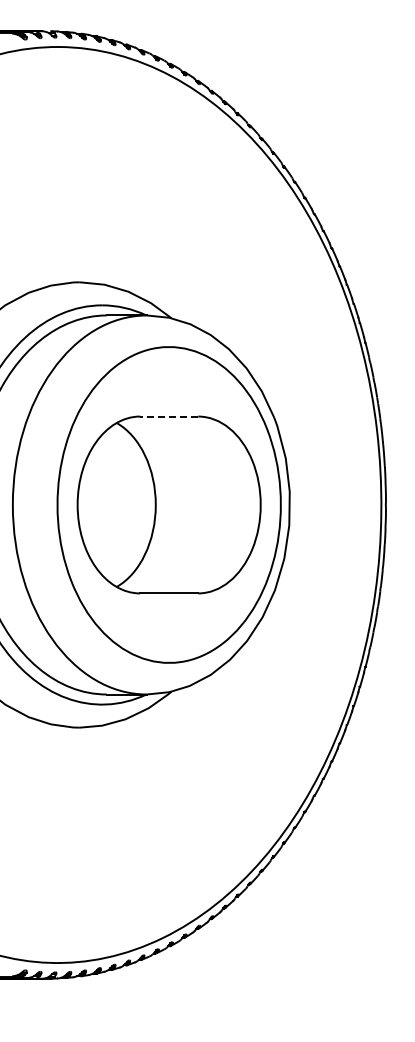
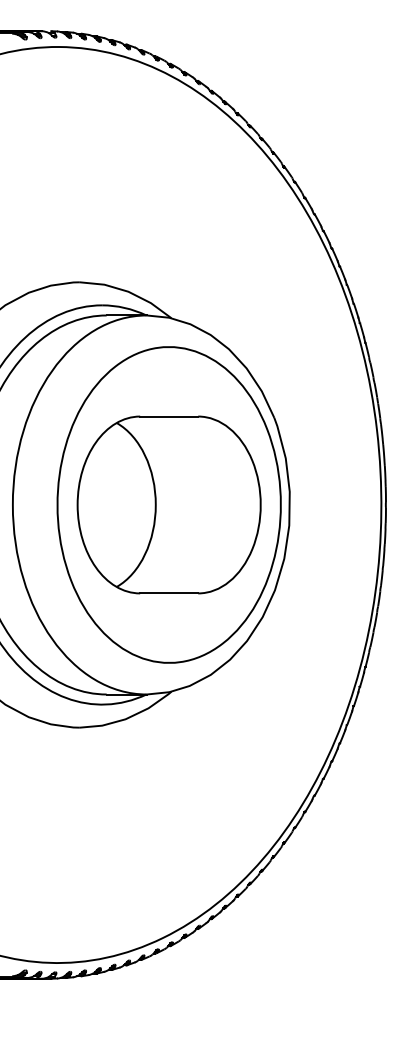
line: dashed -> solid (168, 416)
